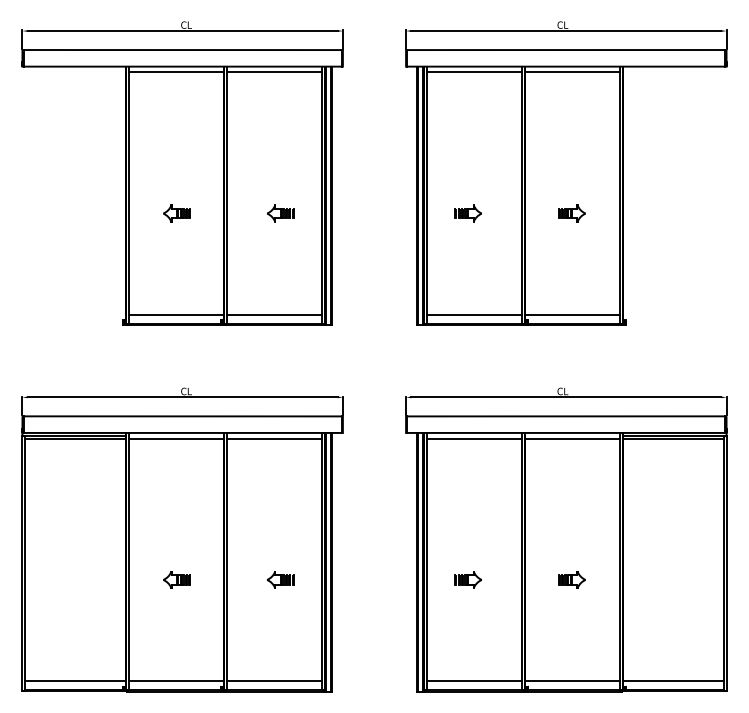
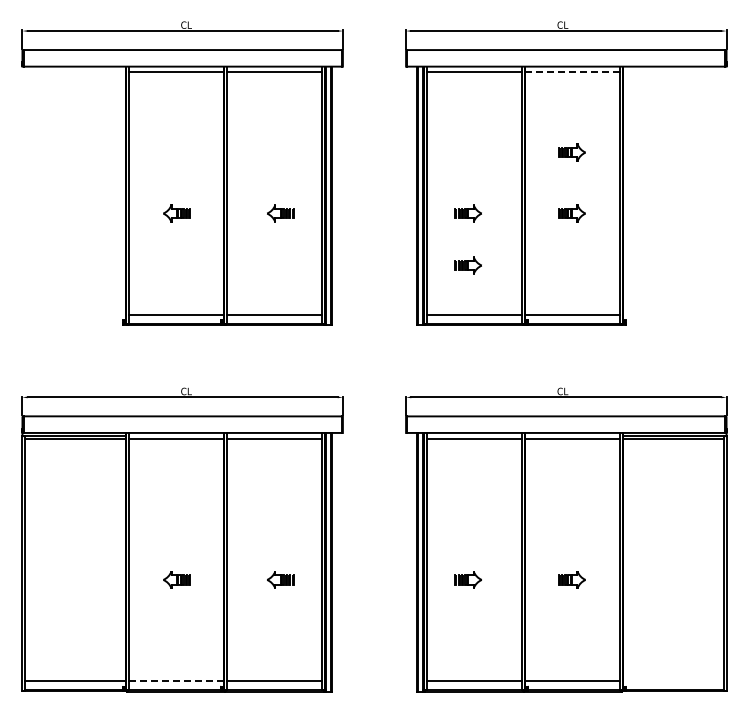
line: solid -> dashed (573, 72)
part: none -> present (571, 152)
part: none -> present (467, 265)
line: solid -> dashed (176, 681)
line: present -> none (672, 681)
